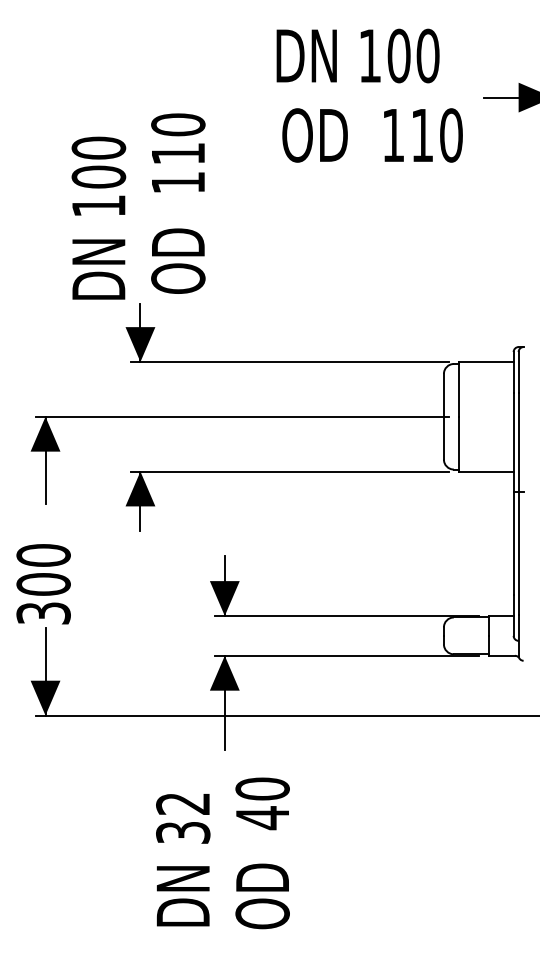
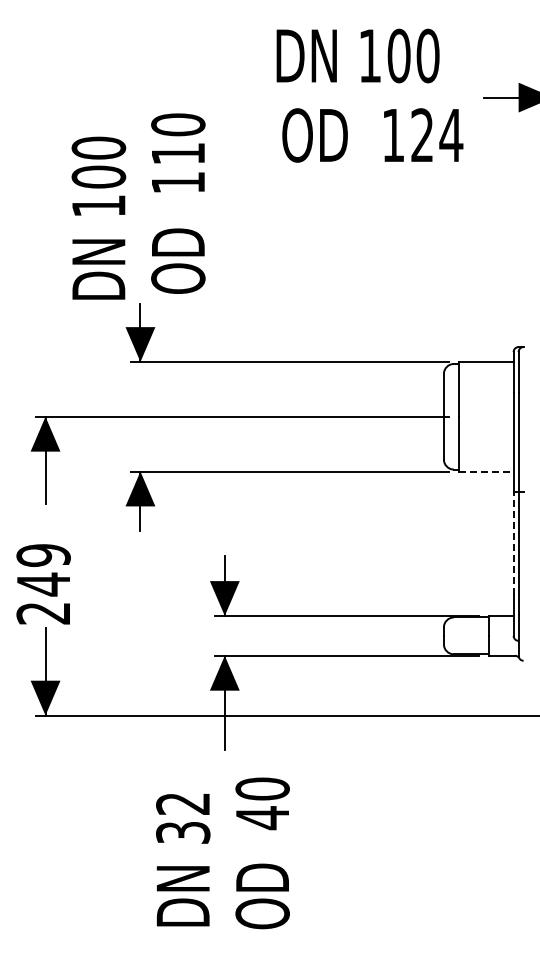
text: 110 -> 124 (437, 135)
line: solid -> dashed (486, 471)
line: solid -> dashed (513, 543)
text: 300 -> 249 (43, 584)
